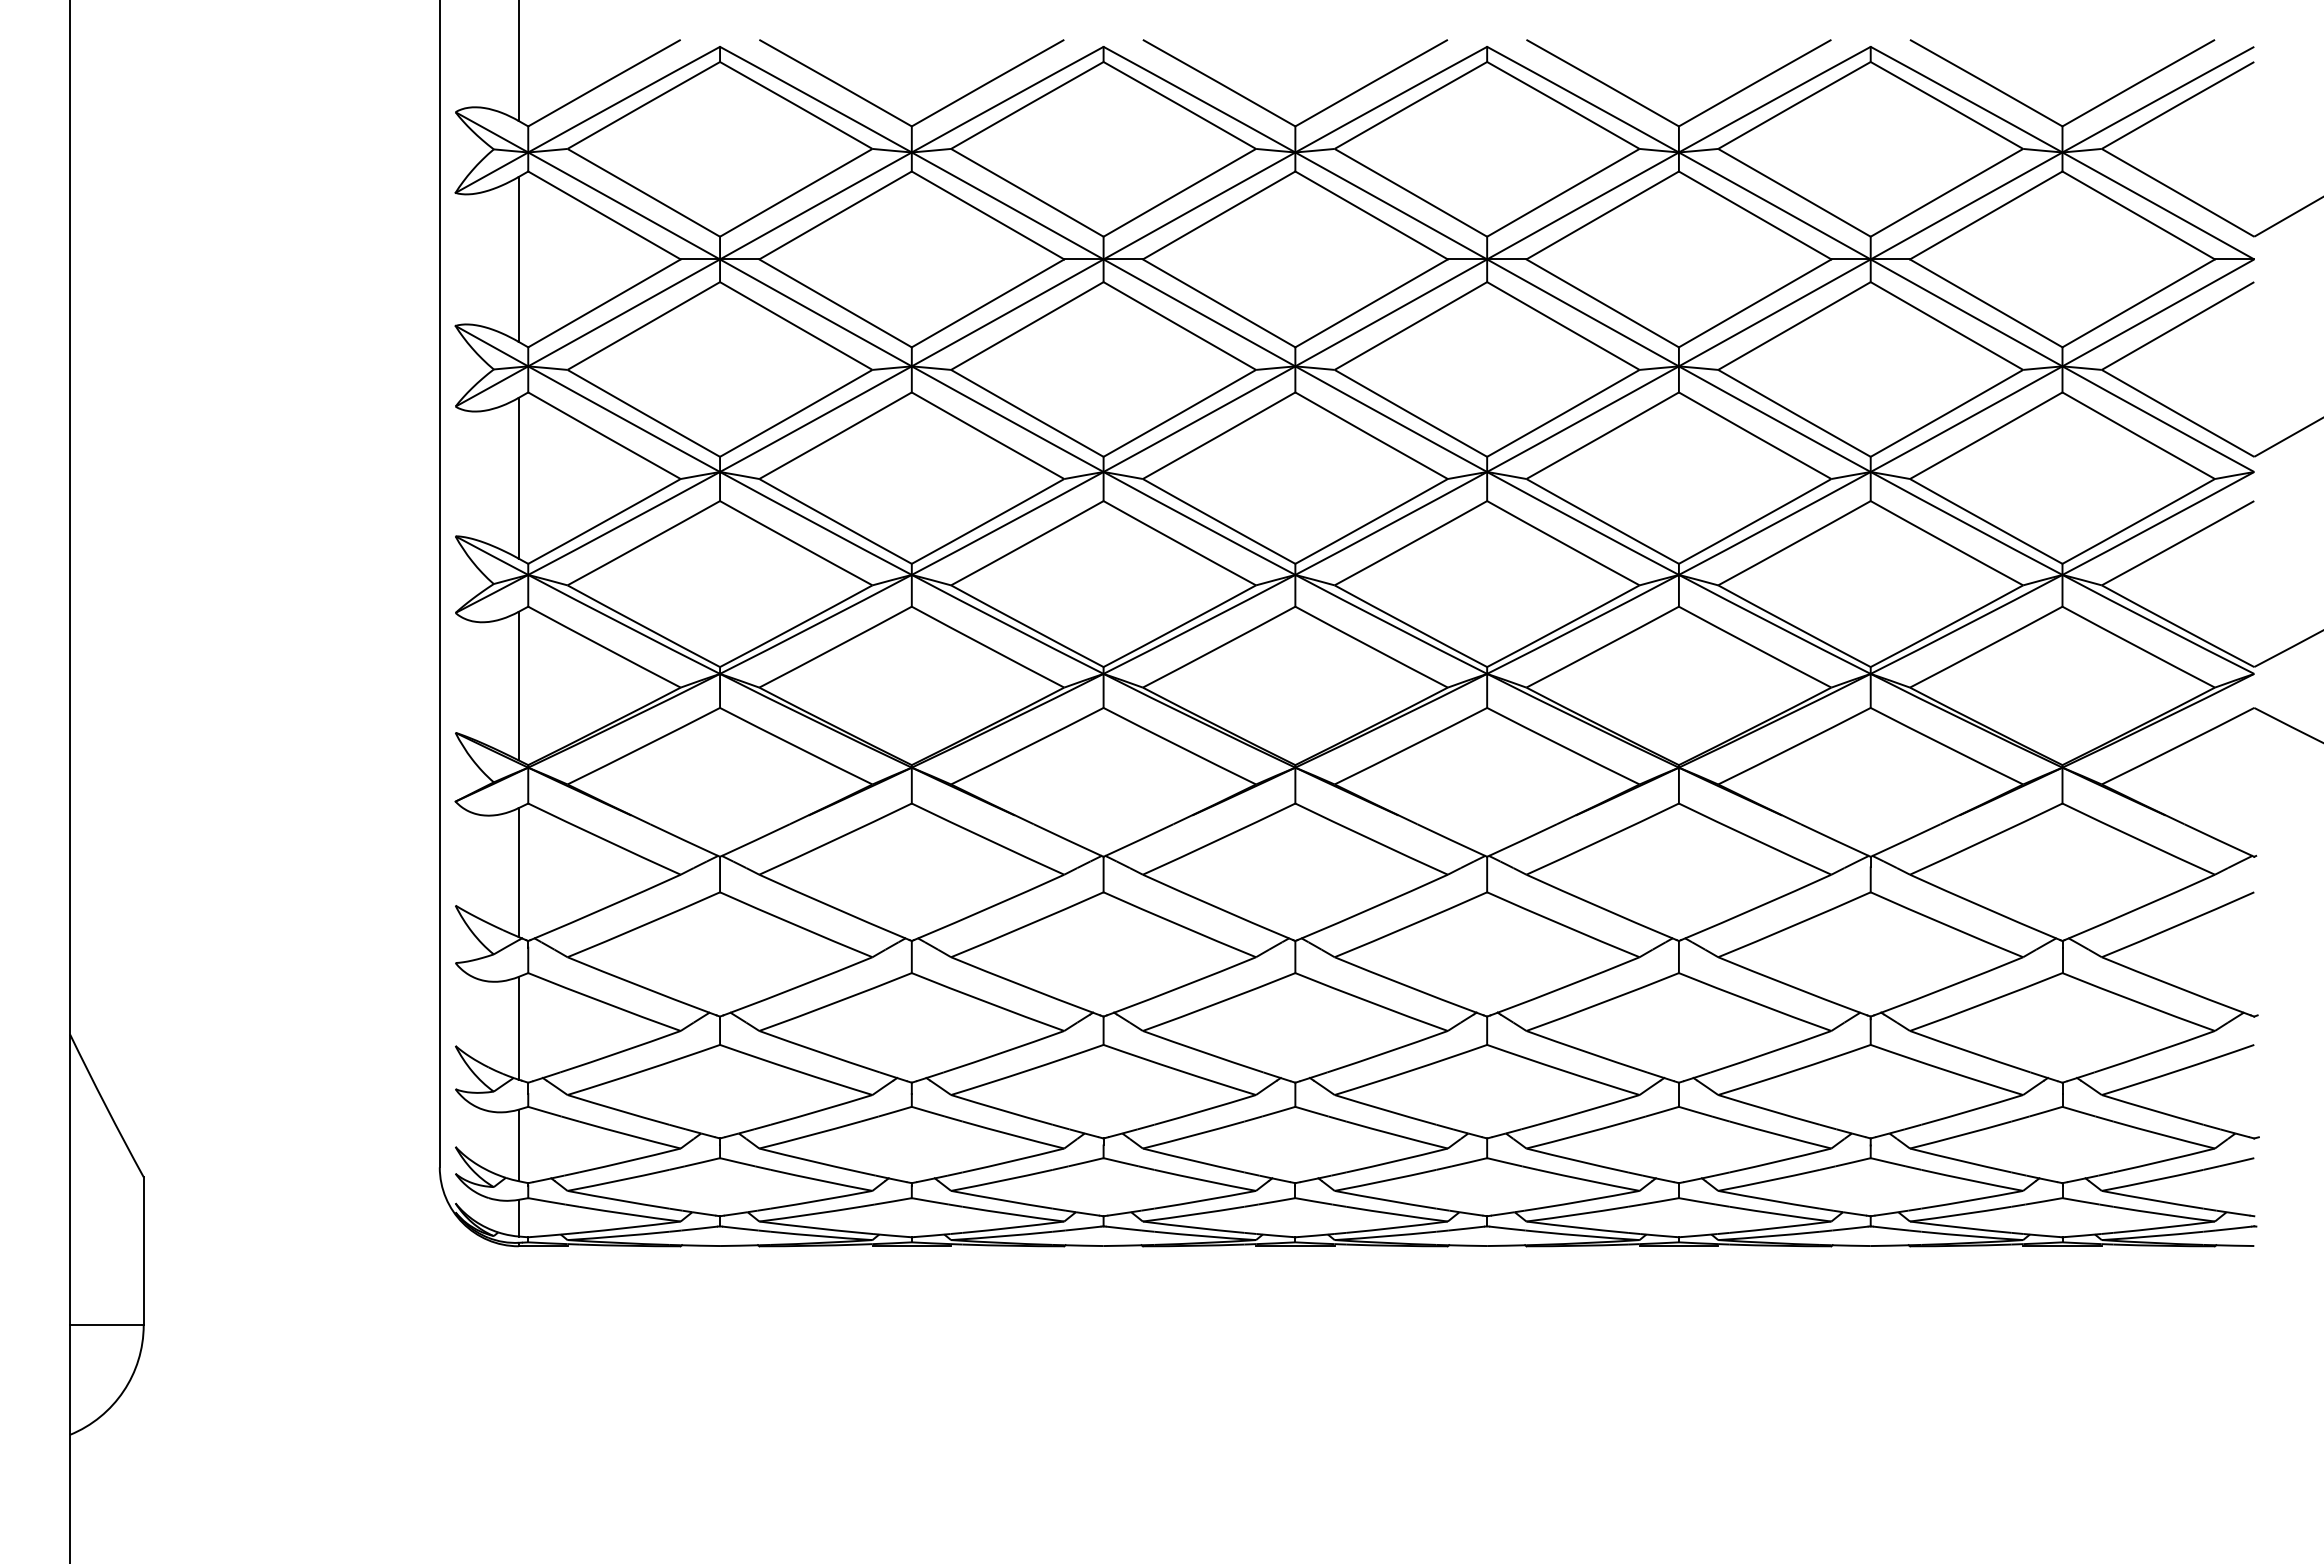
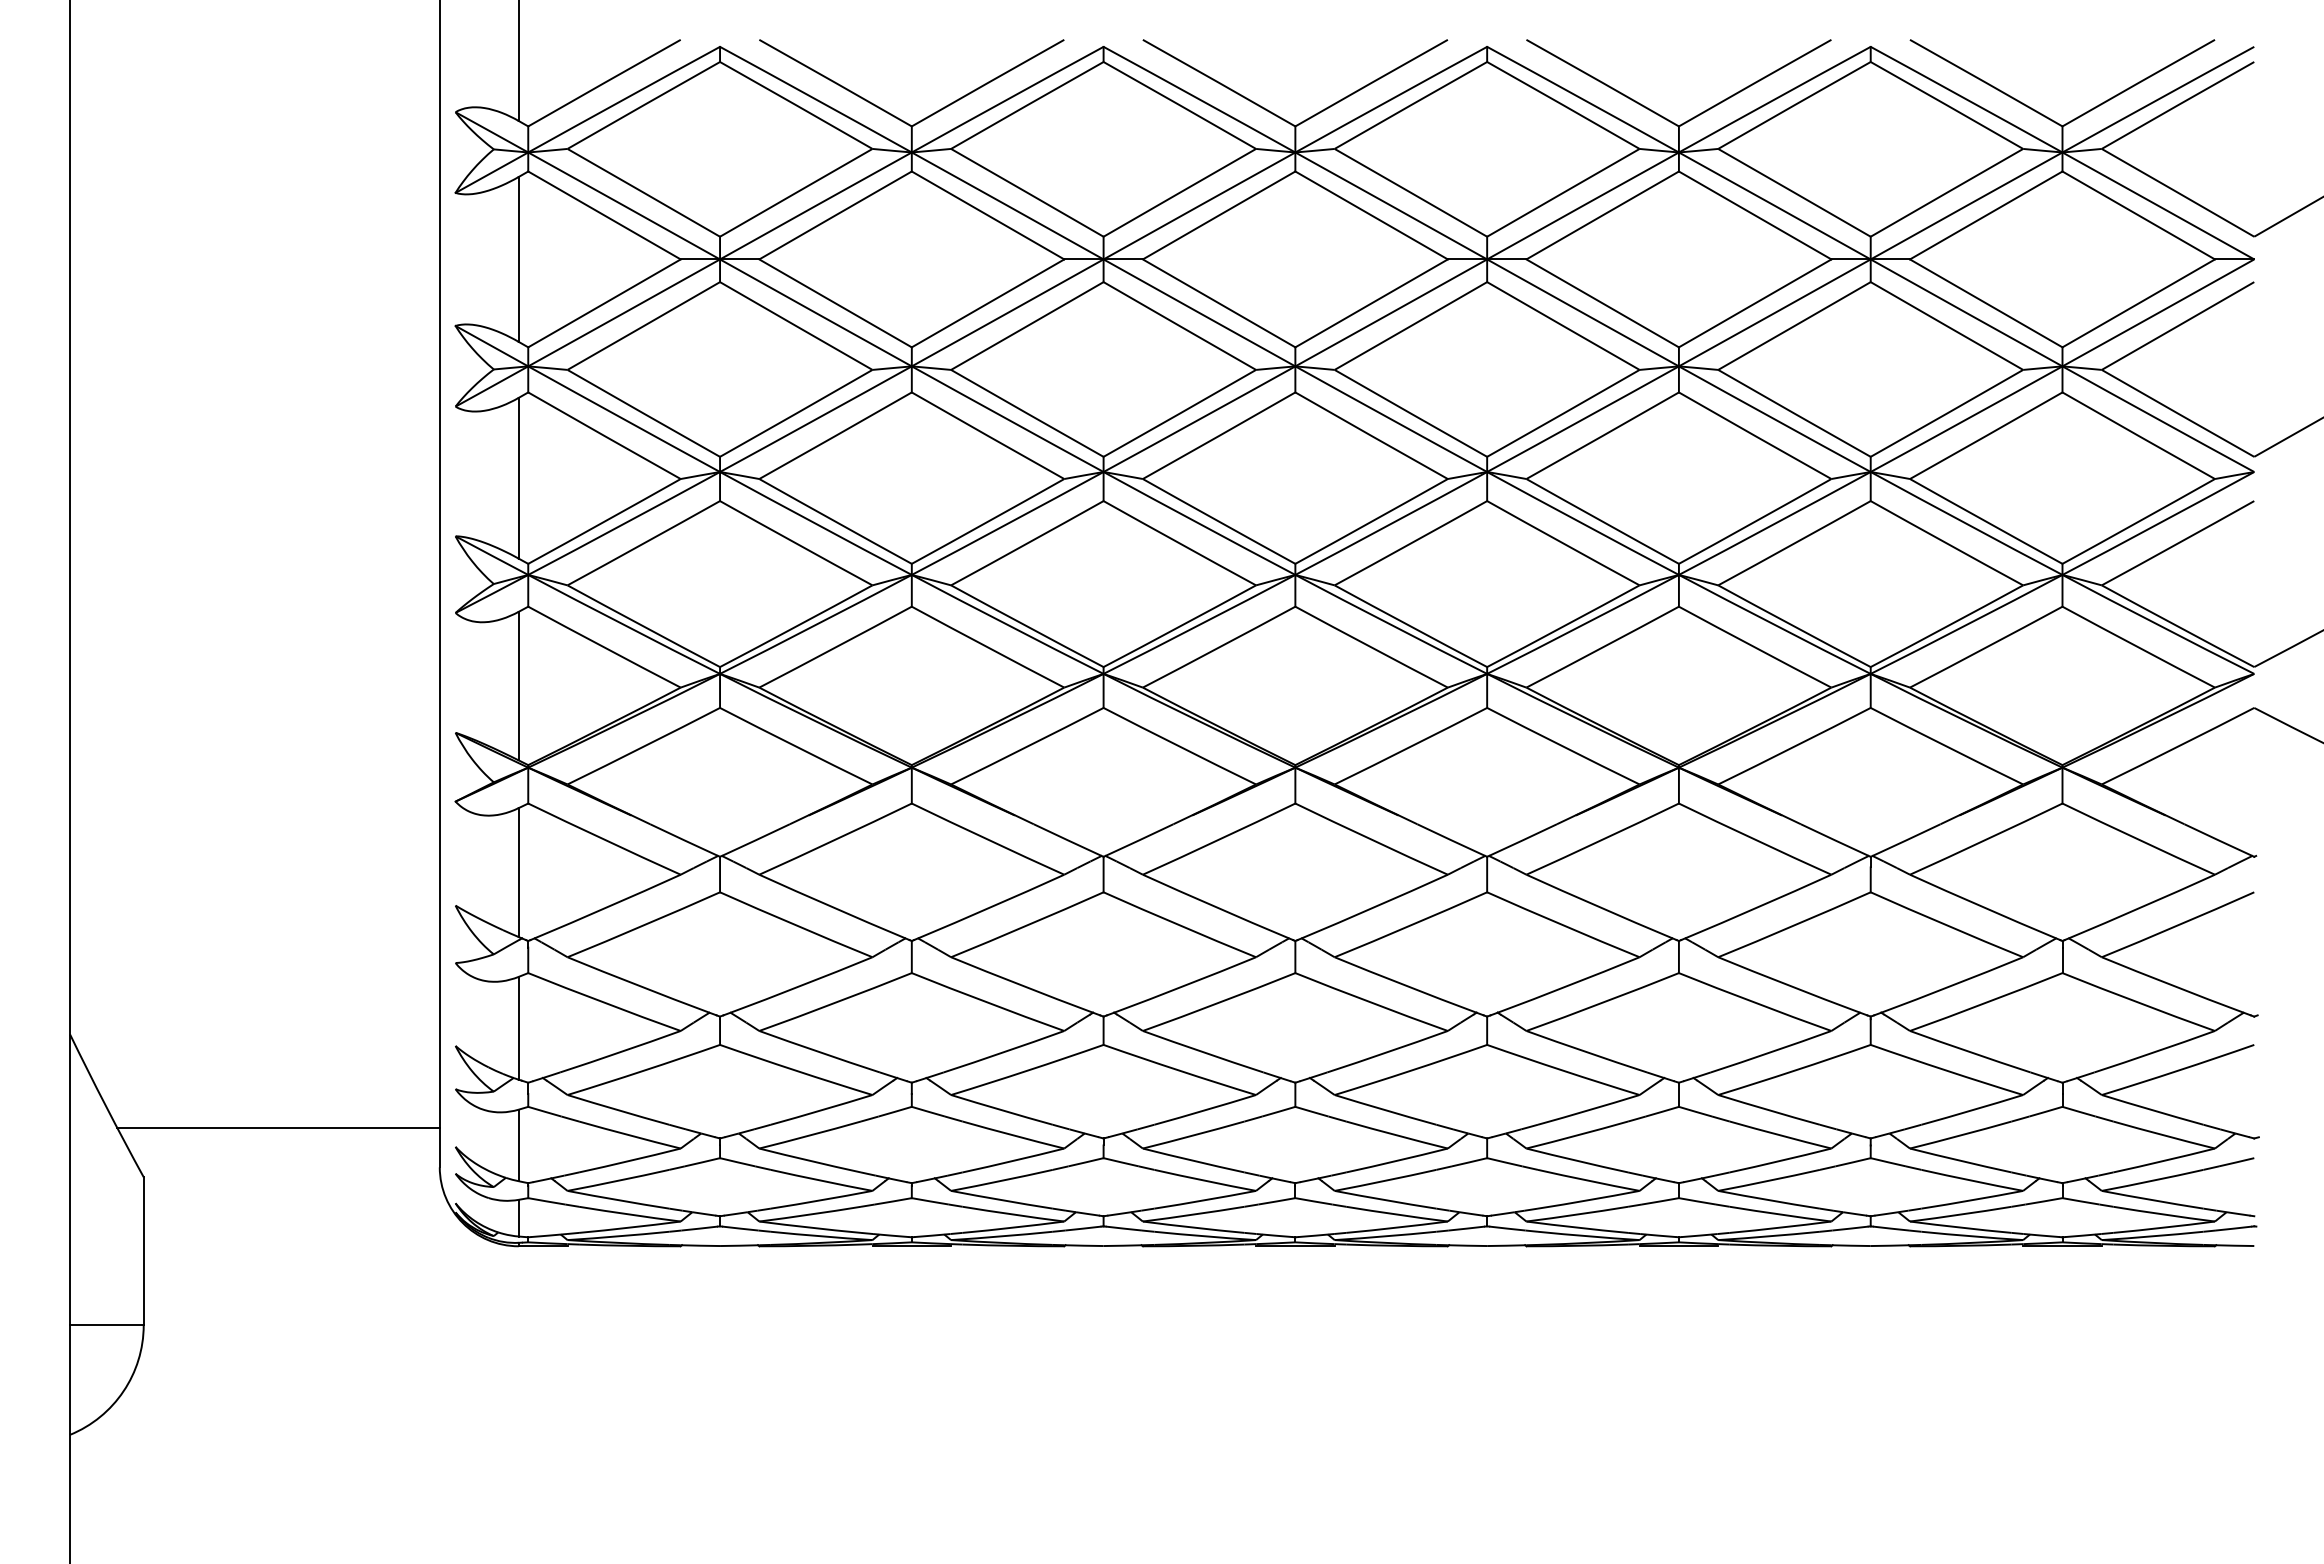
line: none -> present (278, 1127)
